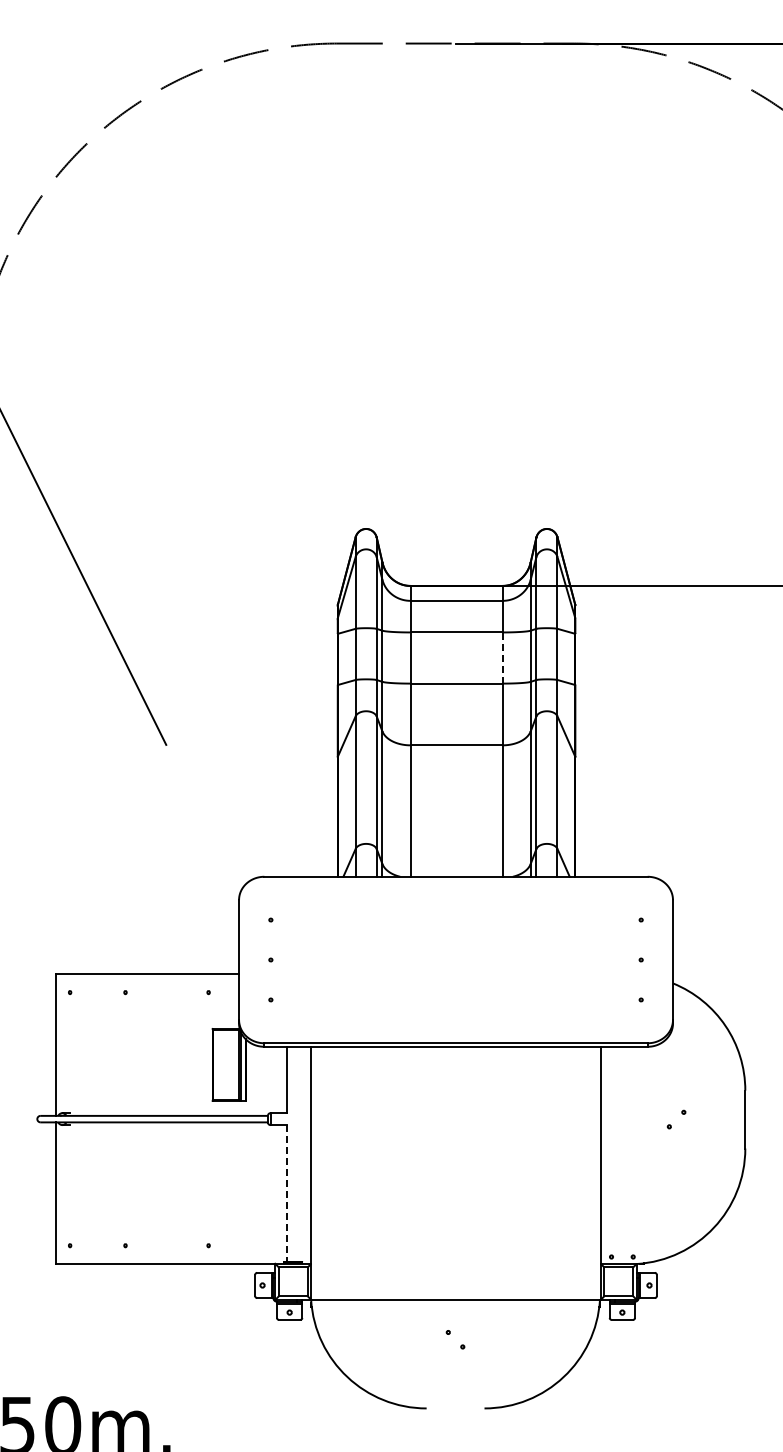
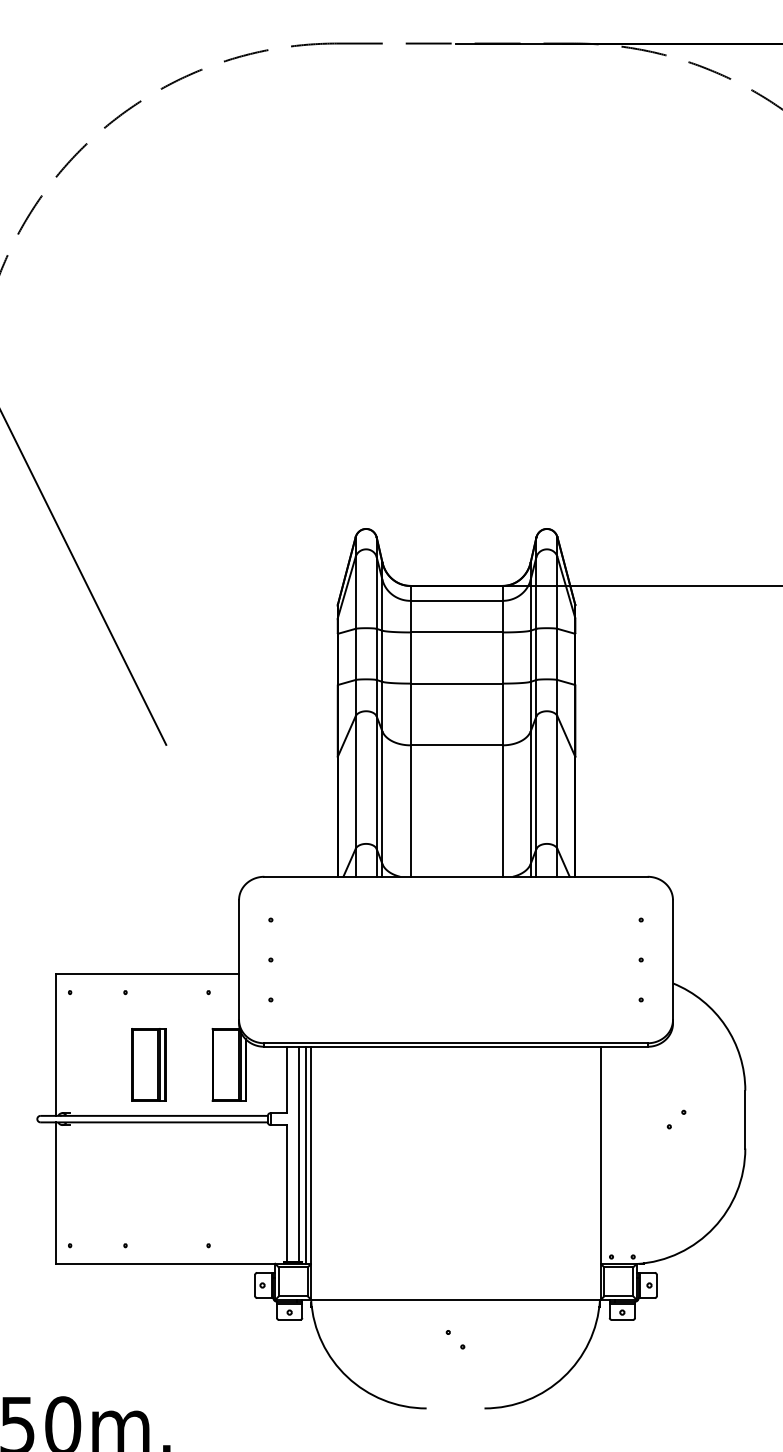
line: dashed -> solid (502, 658)
part: none -> present (148, 1064)
line: none -> present (299, 1153)
line: none -> present (305, 1154)
line: dashed -> solid (287, 1194)
